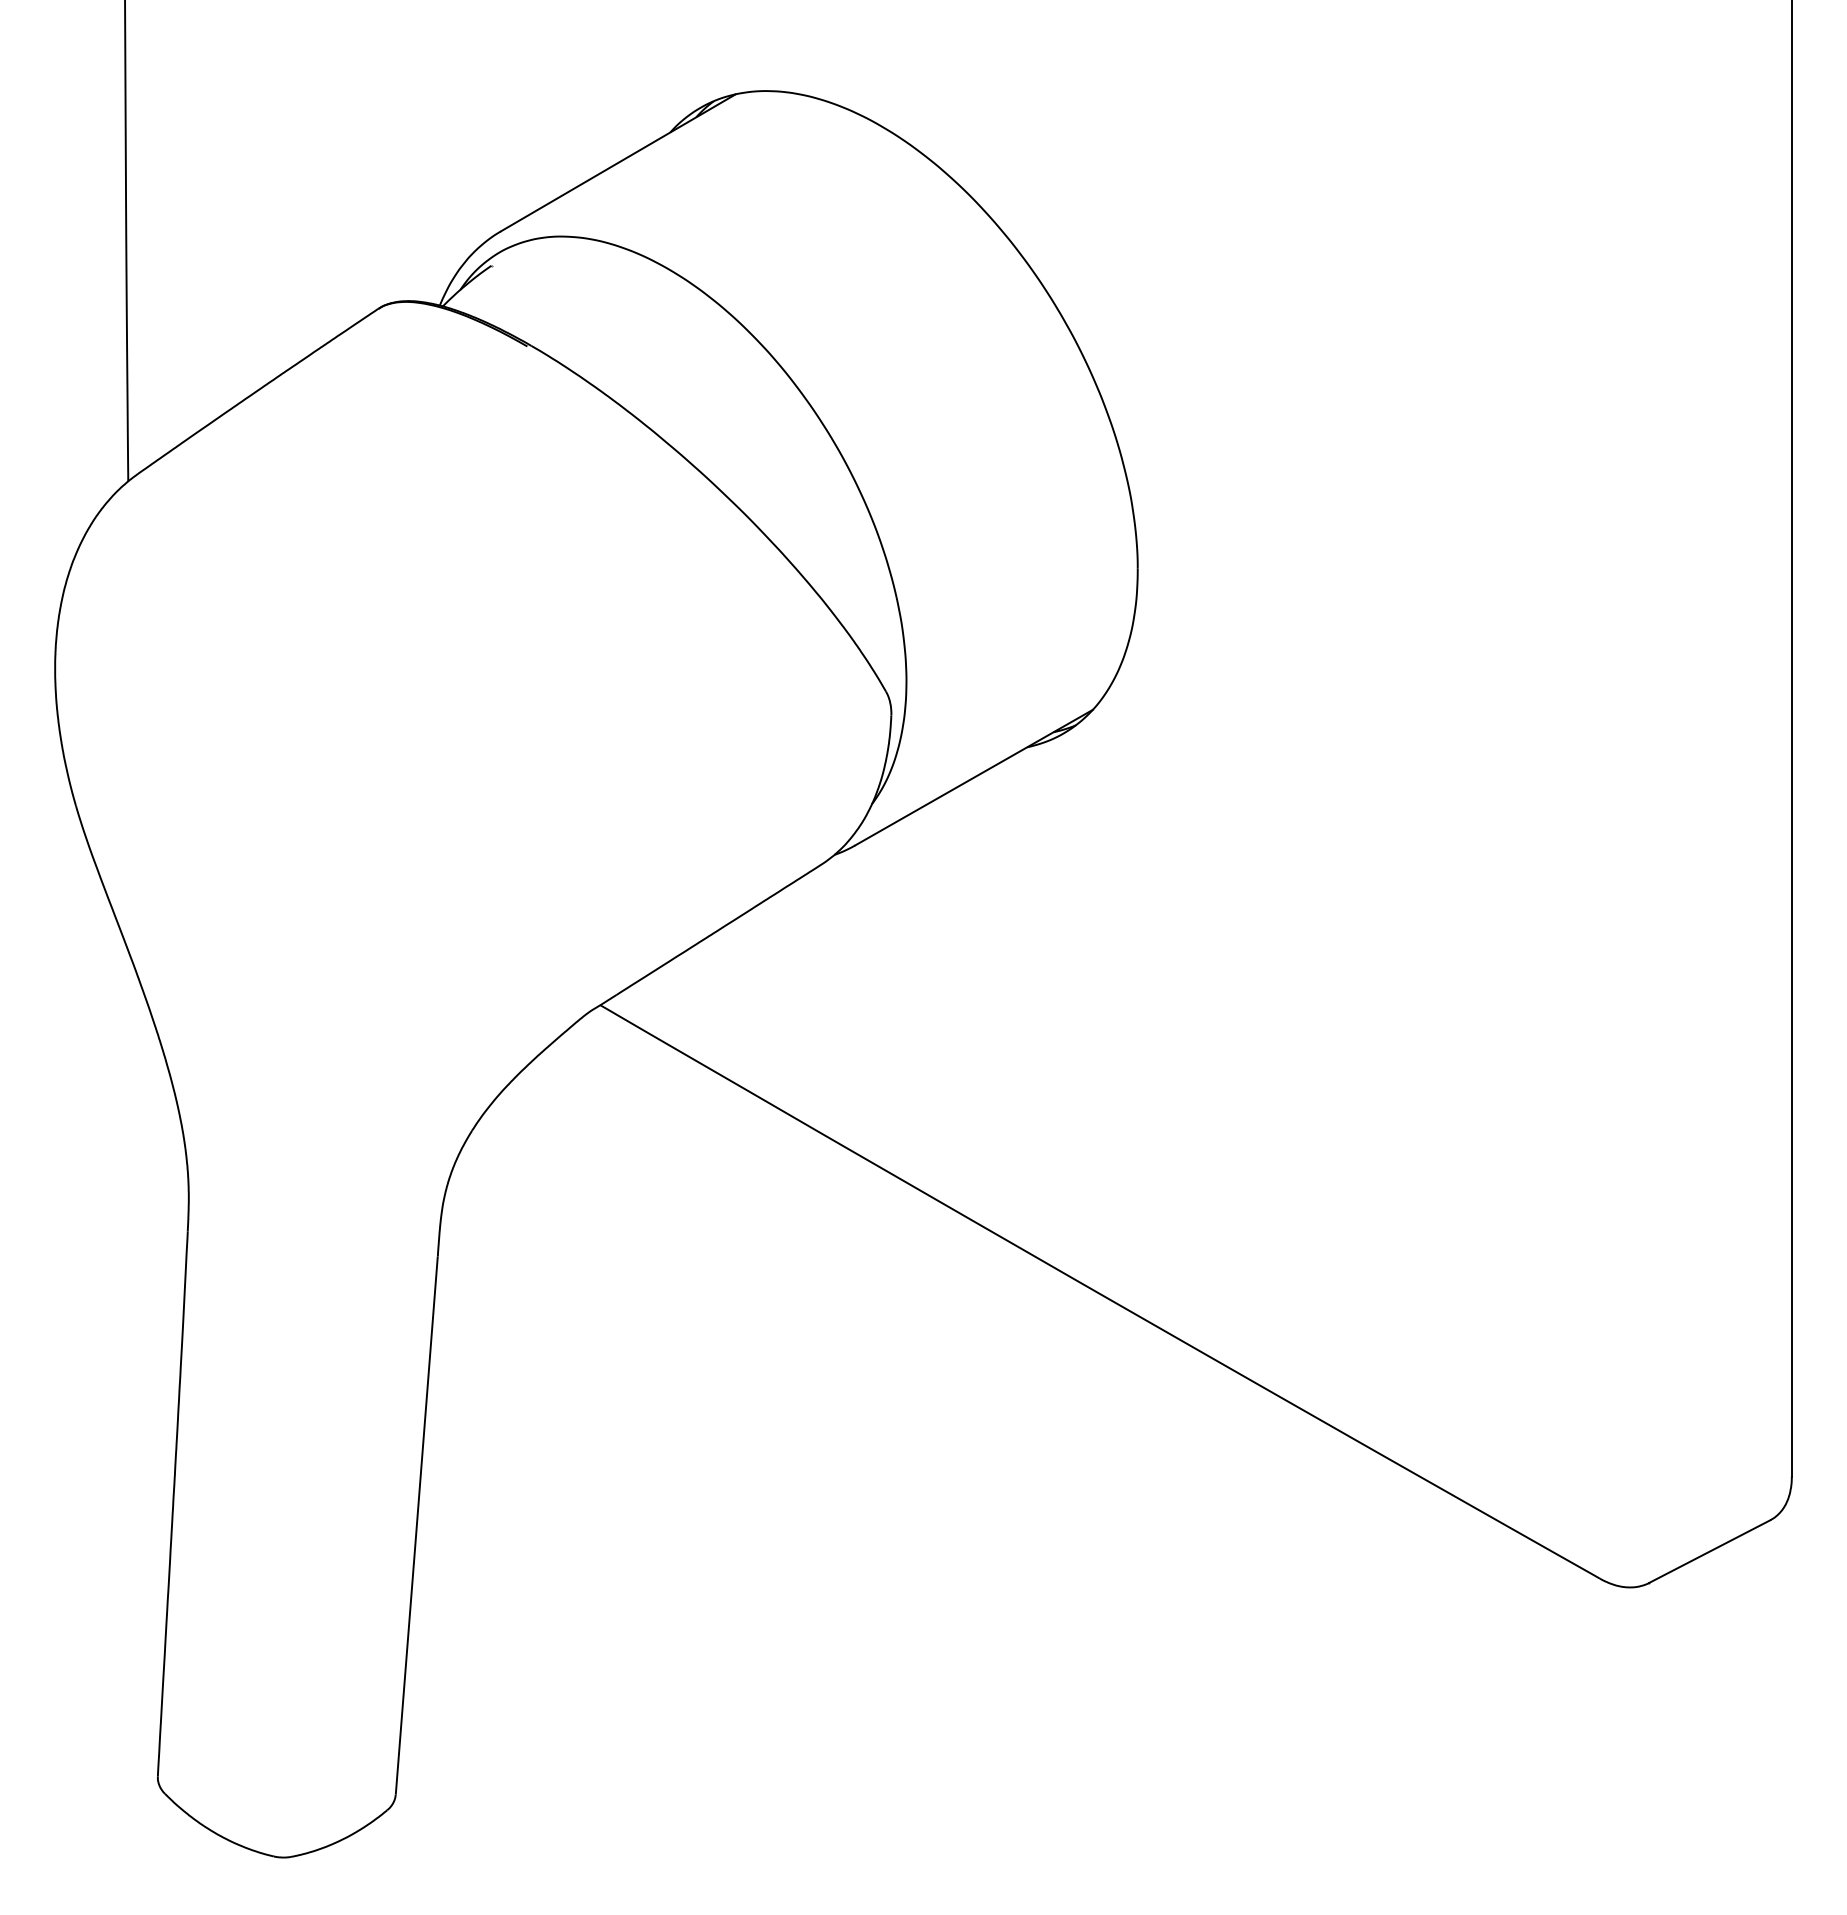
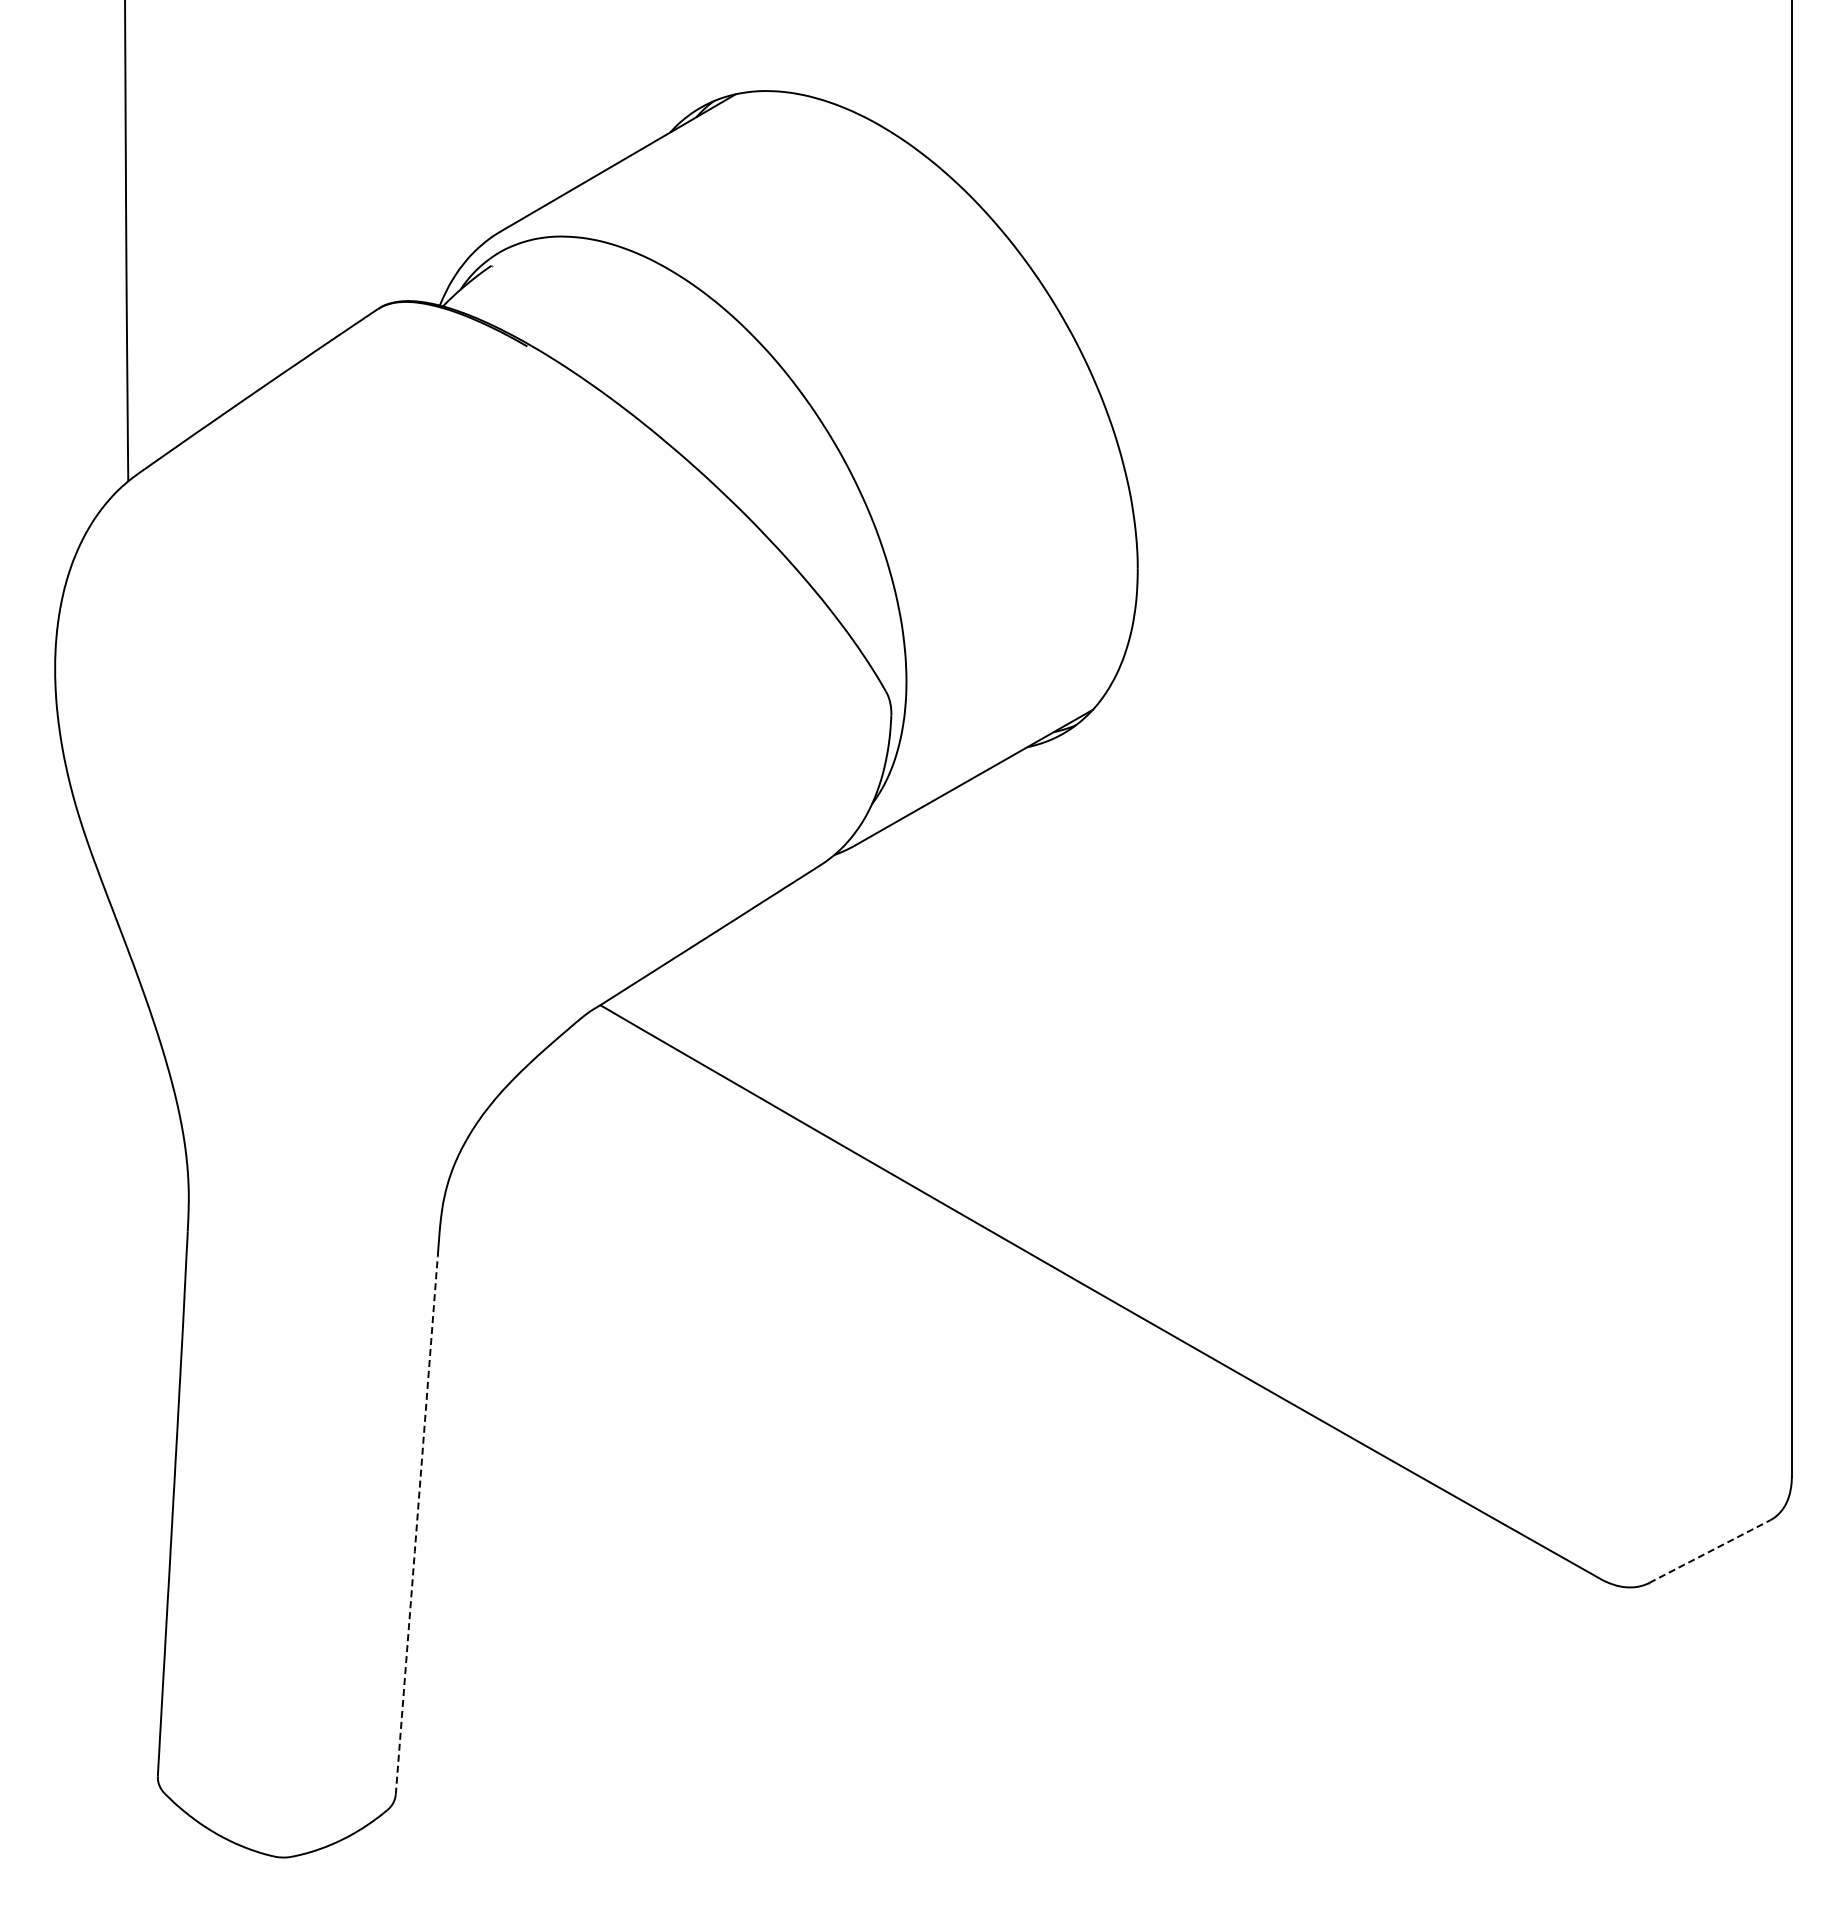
line: solid -> dashed (416, 1525)
line: solid -> dashed (1710, 1551)
